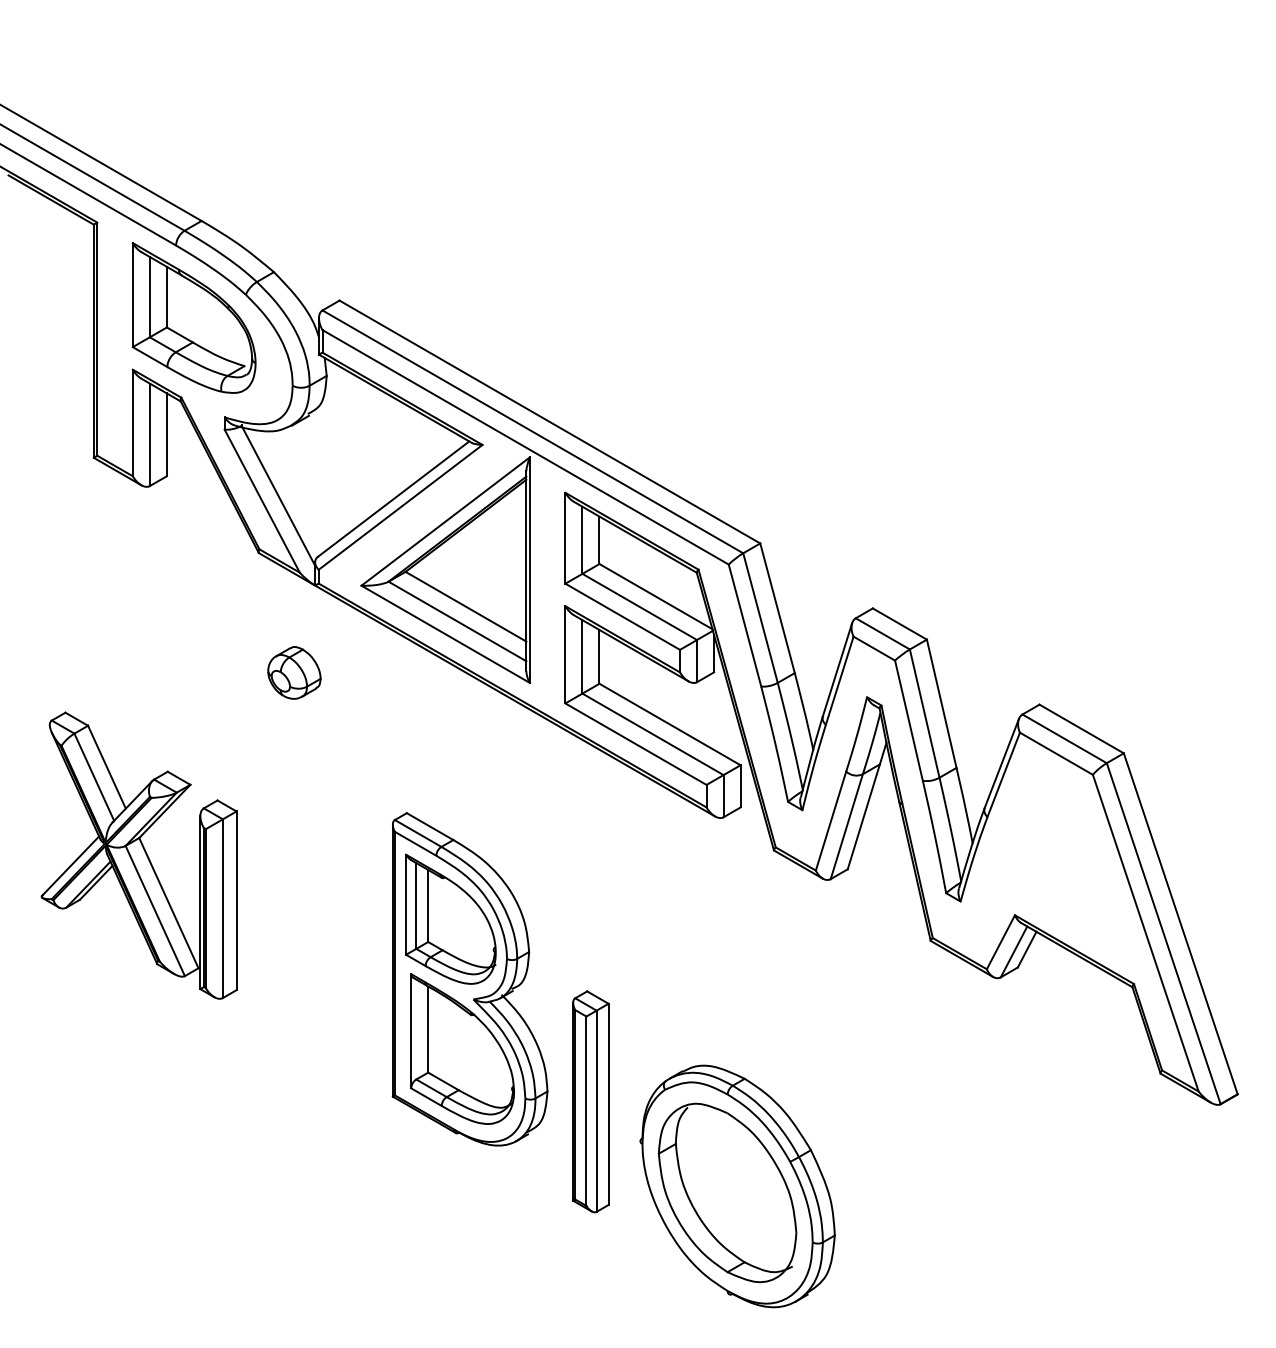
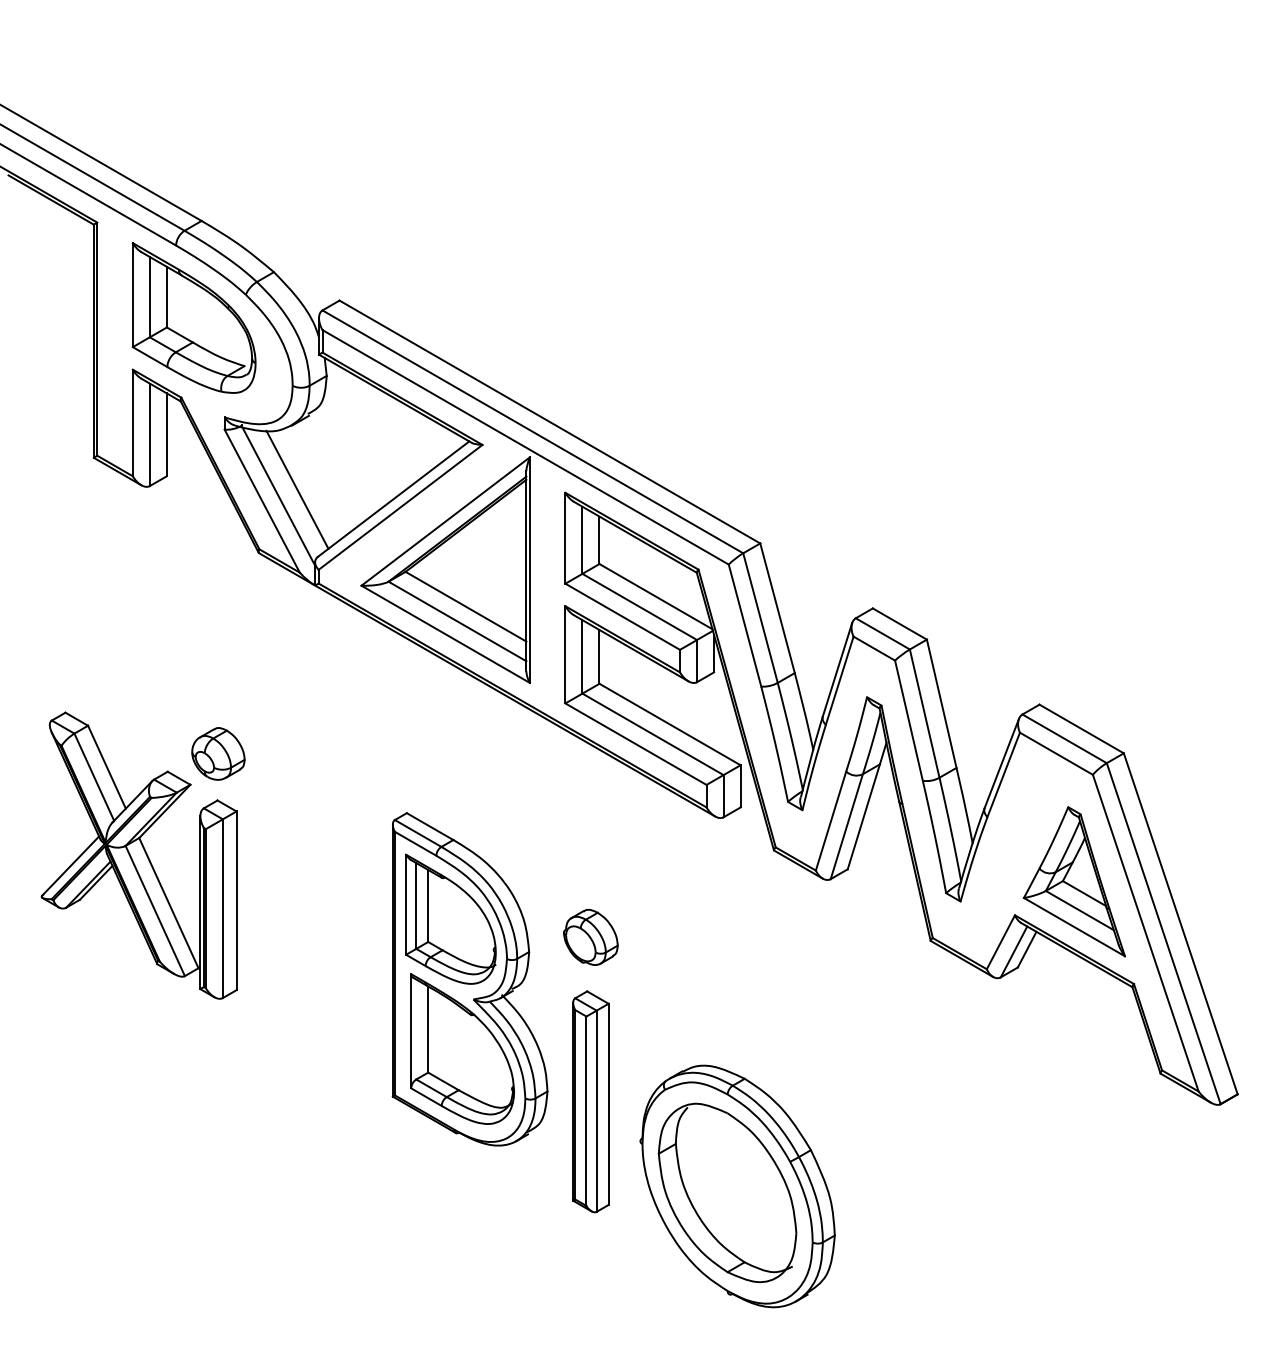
line: none -> present (297, 489)
part position: (294, 672) -> (218, 753) (218, 753)
part: none -> present (1073, 881)
part: none -> present (590, 937)
